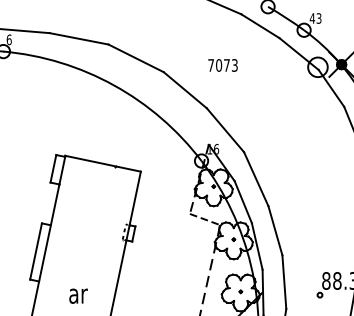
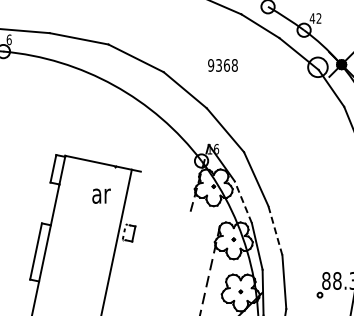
text: 43 -> 42 (318, 18)
text: 7073 -> 9368 (222, 65)
line: solid -> dashed (243, 202)
line: present -> none (204, 219)
line: solid -> dashed (275, 230)
line position: (125, 241) -> (116, 240) (116, 240)
text position: (78, 295) -> (101, 195) (101, 195)
